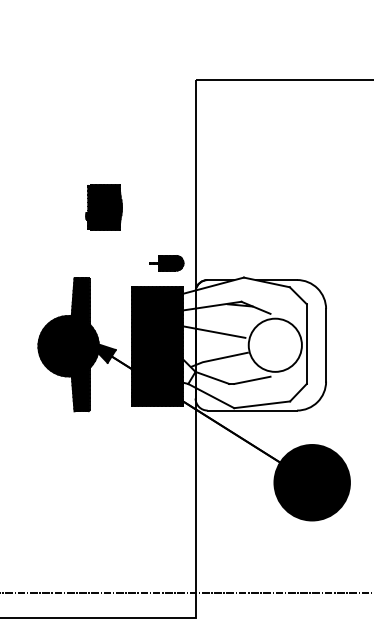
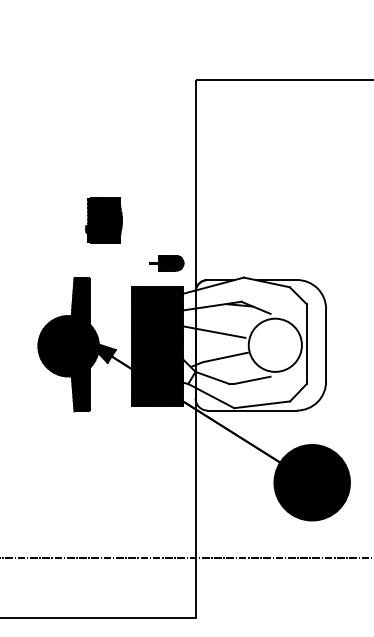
part position: (103, 207) -> (103, 220) (103, 220)
line position: (186, 593) -> (186, 558) (186, 558)
